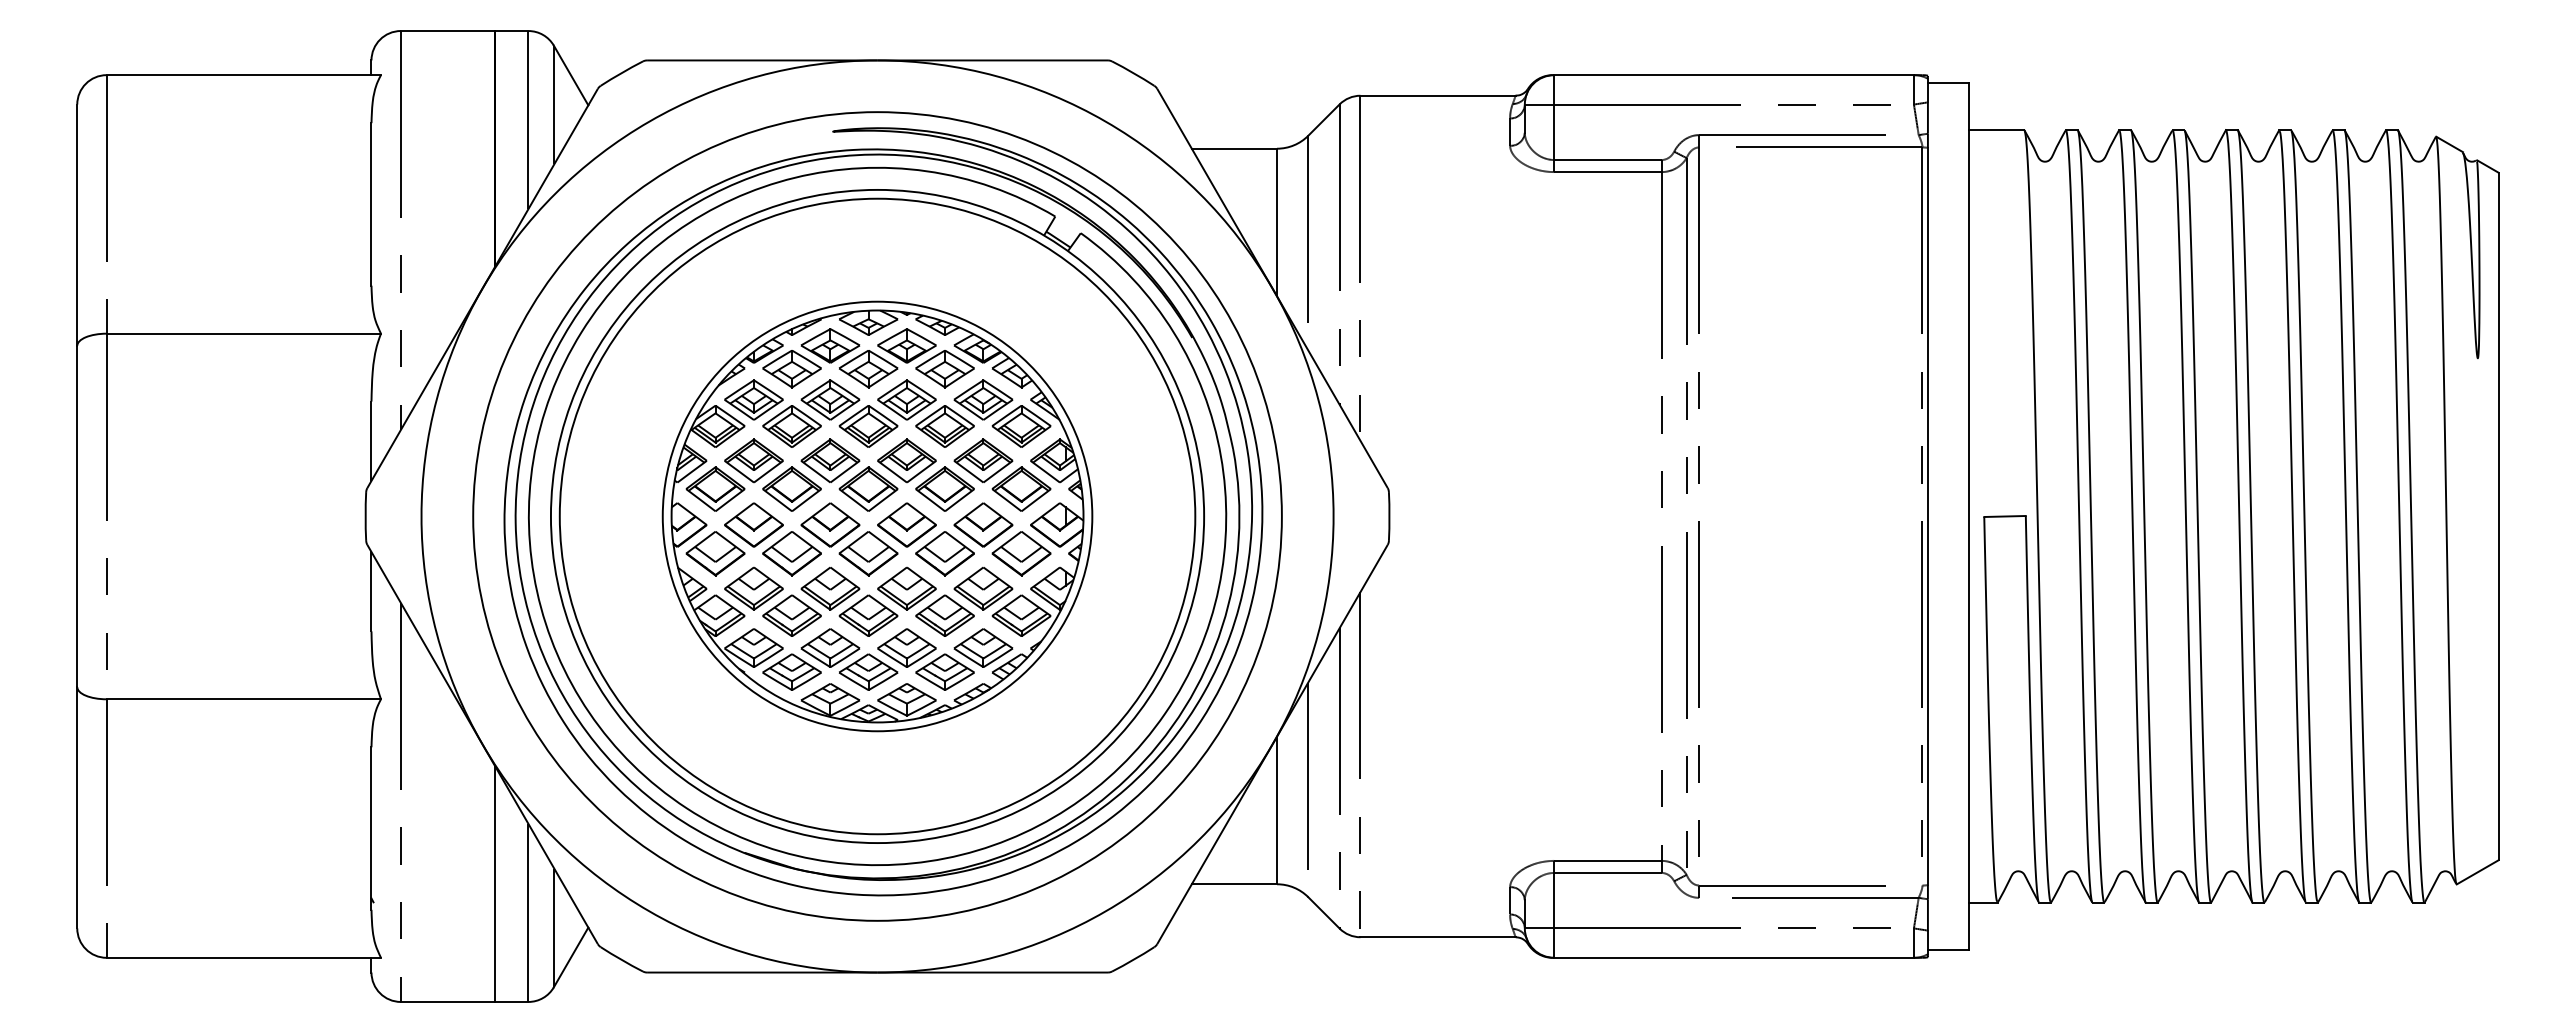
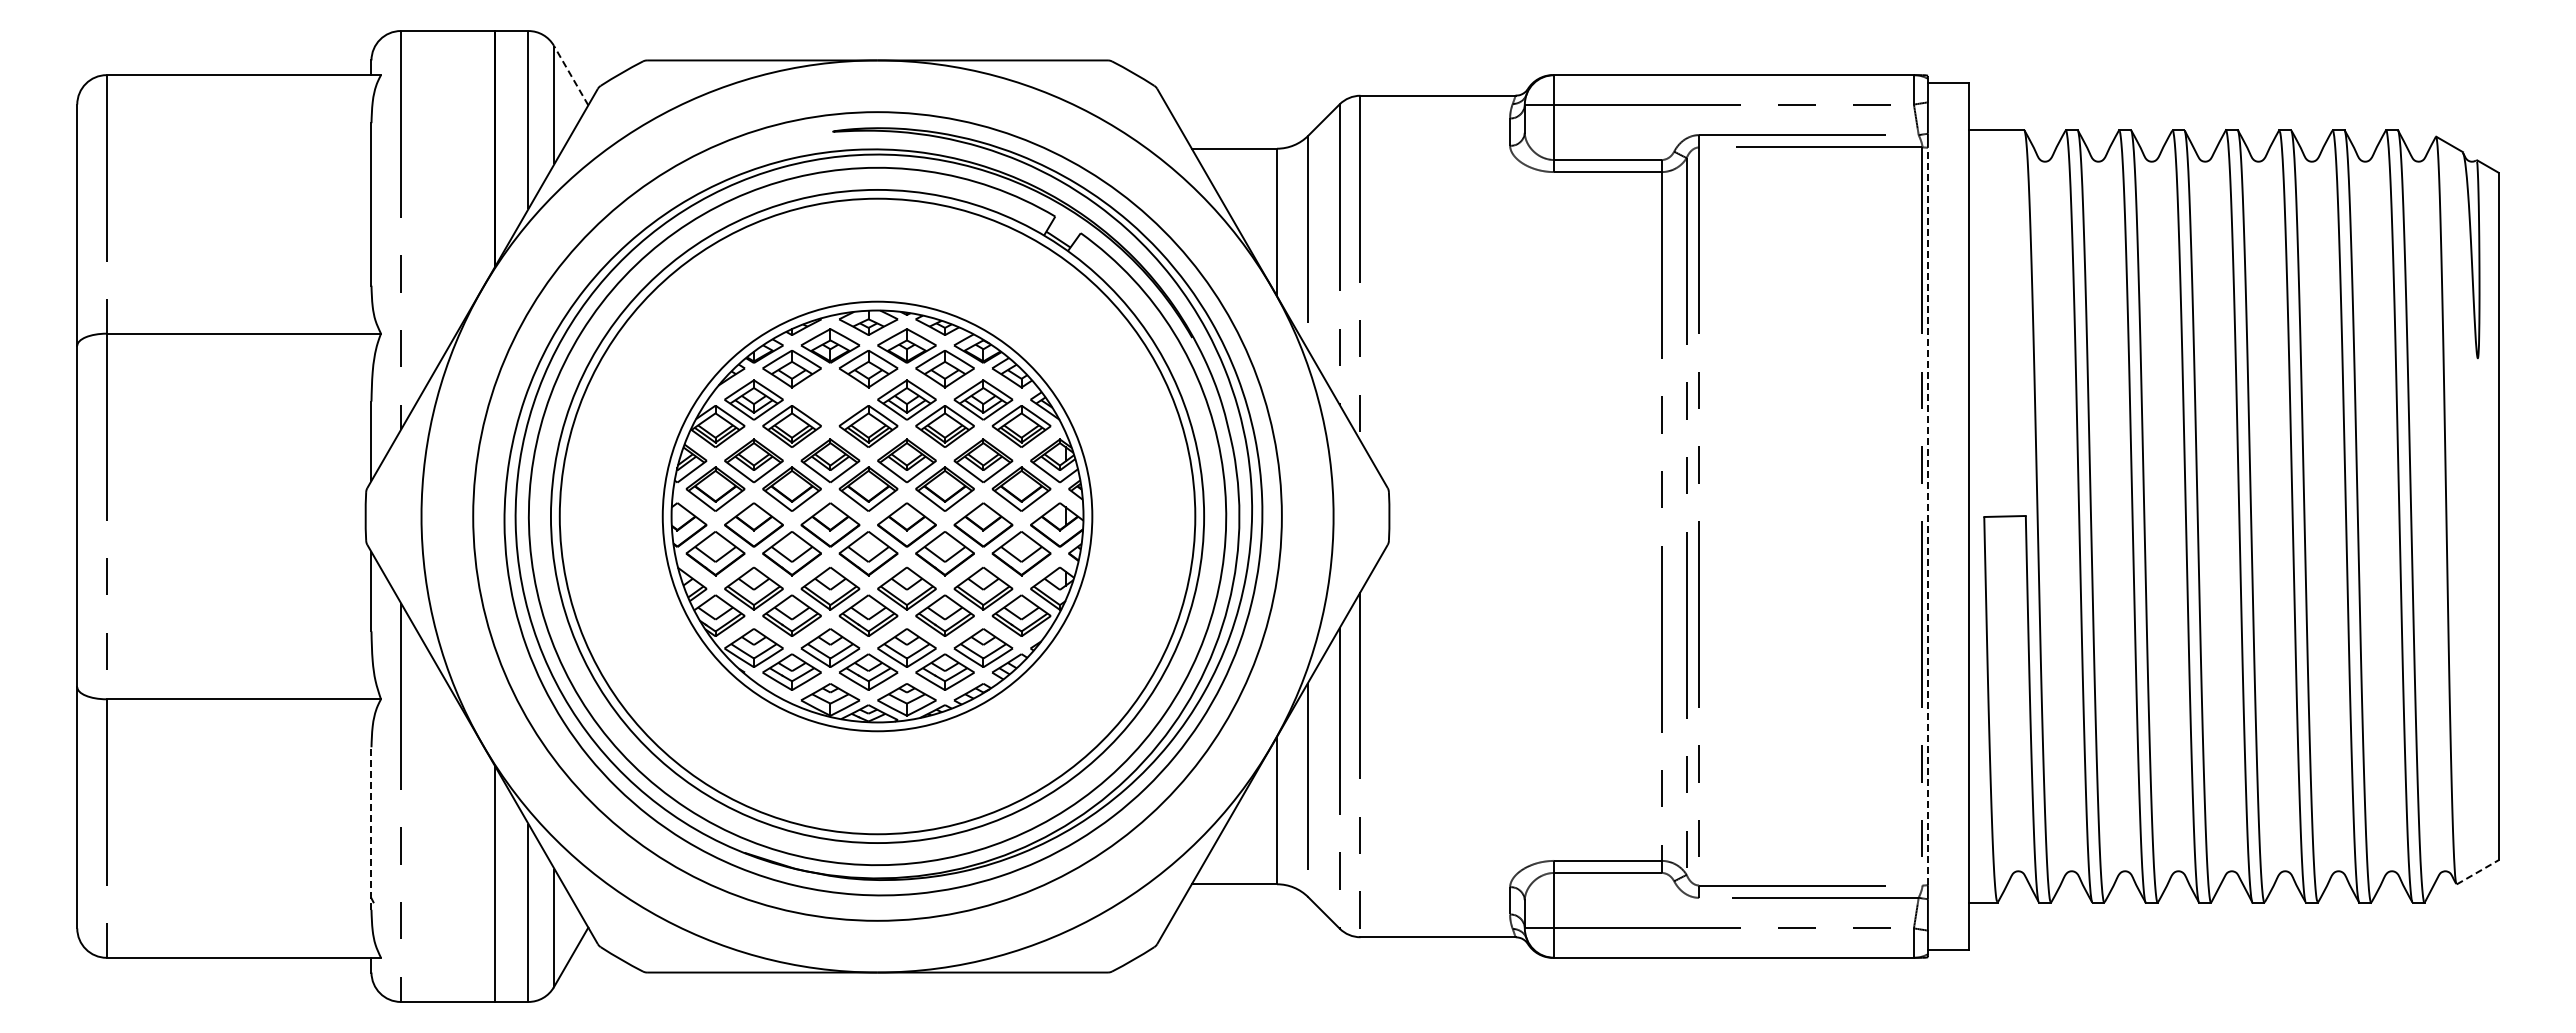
line: solid -> dashed (570, 75)
part: present -> none (830, 399)
line: solid -> dashed (1927, 516)
line: solid -> dashed (371, 828)
line: solid -> dashed (2478, 872)
